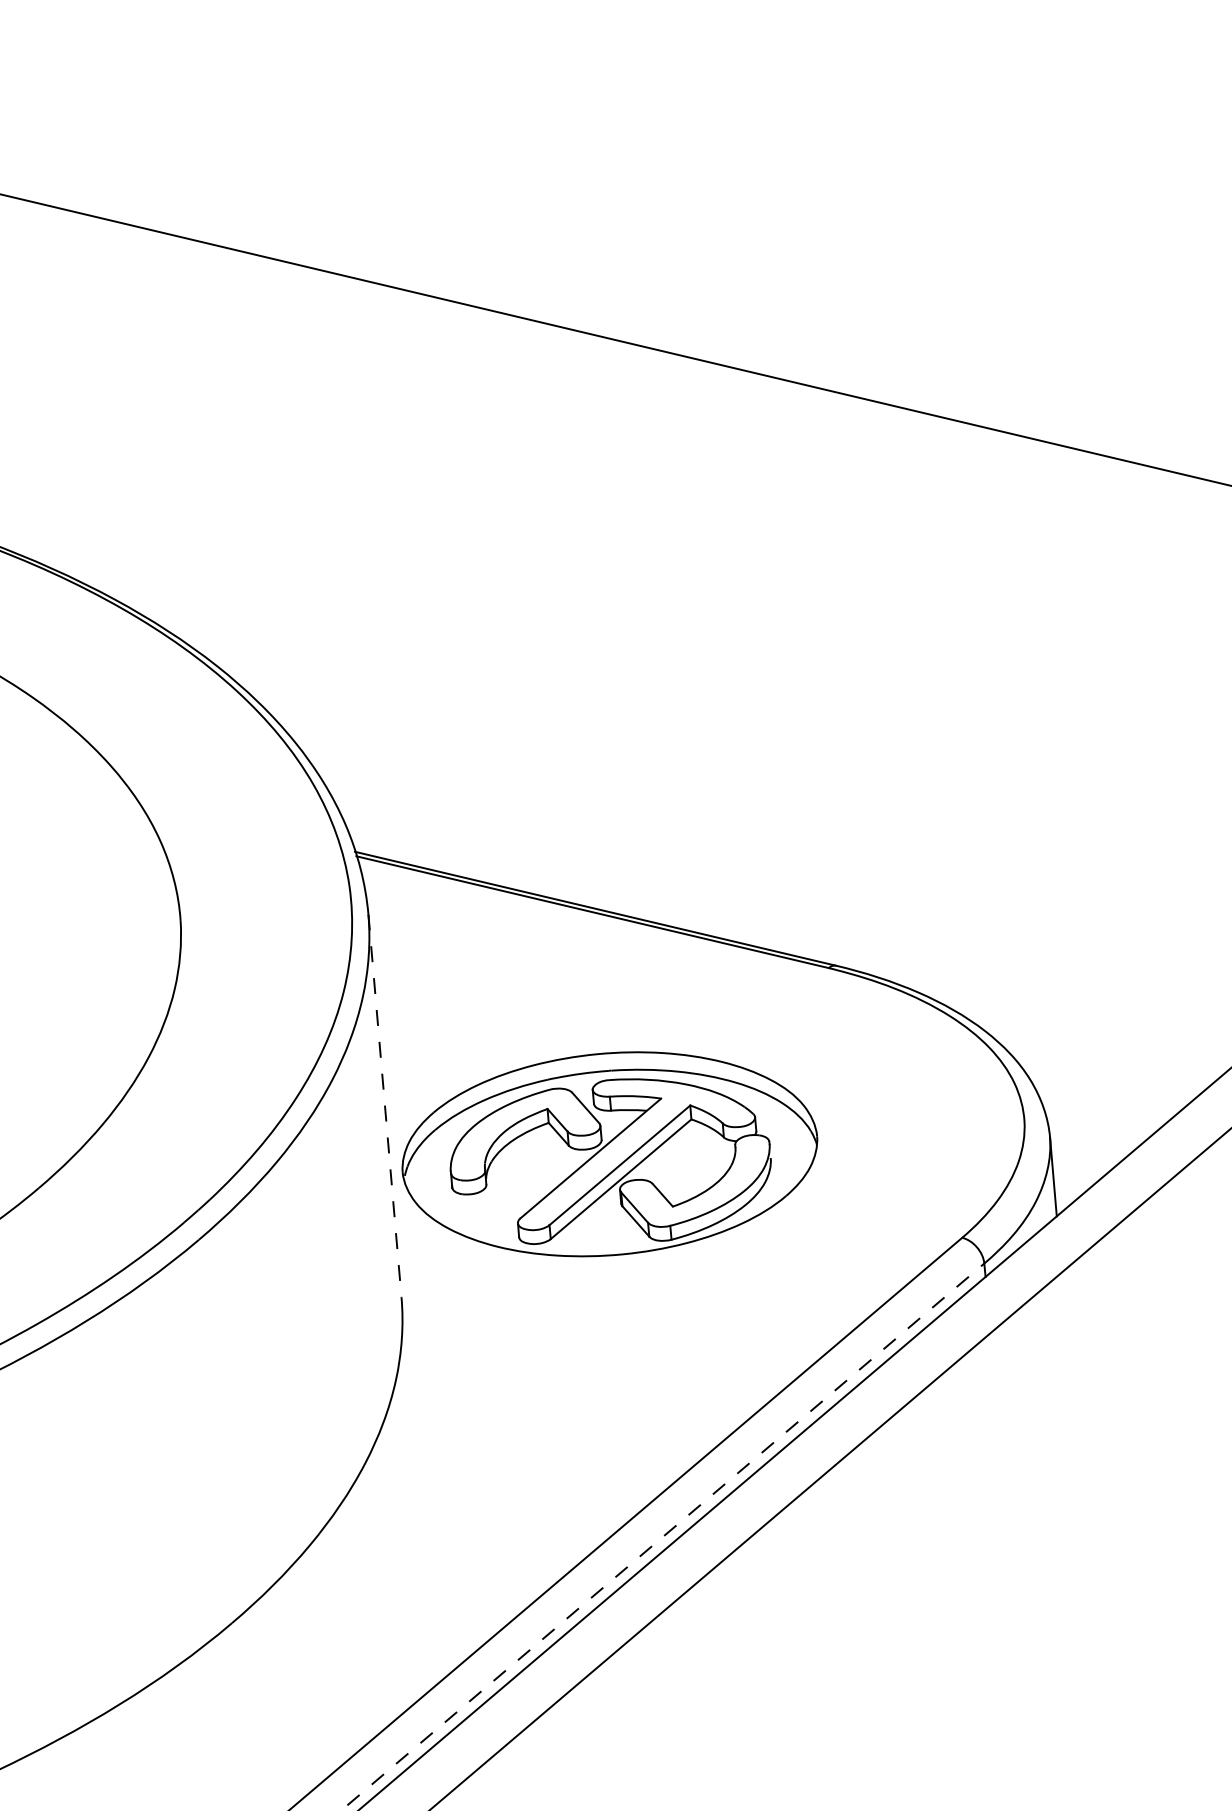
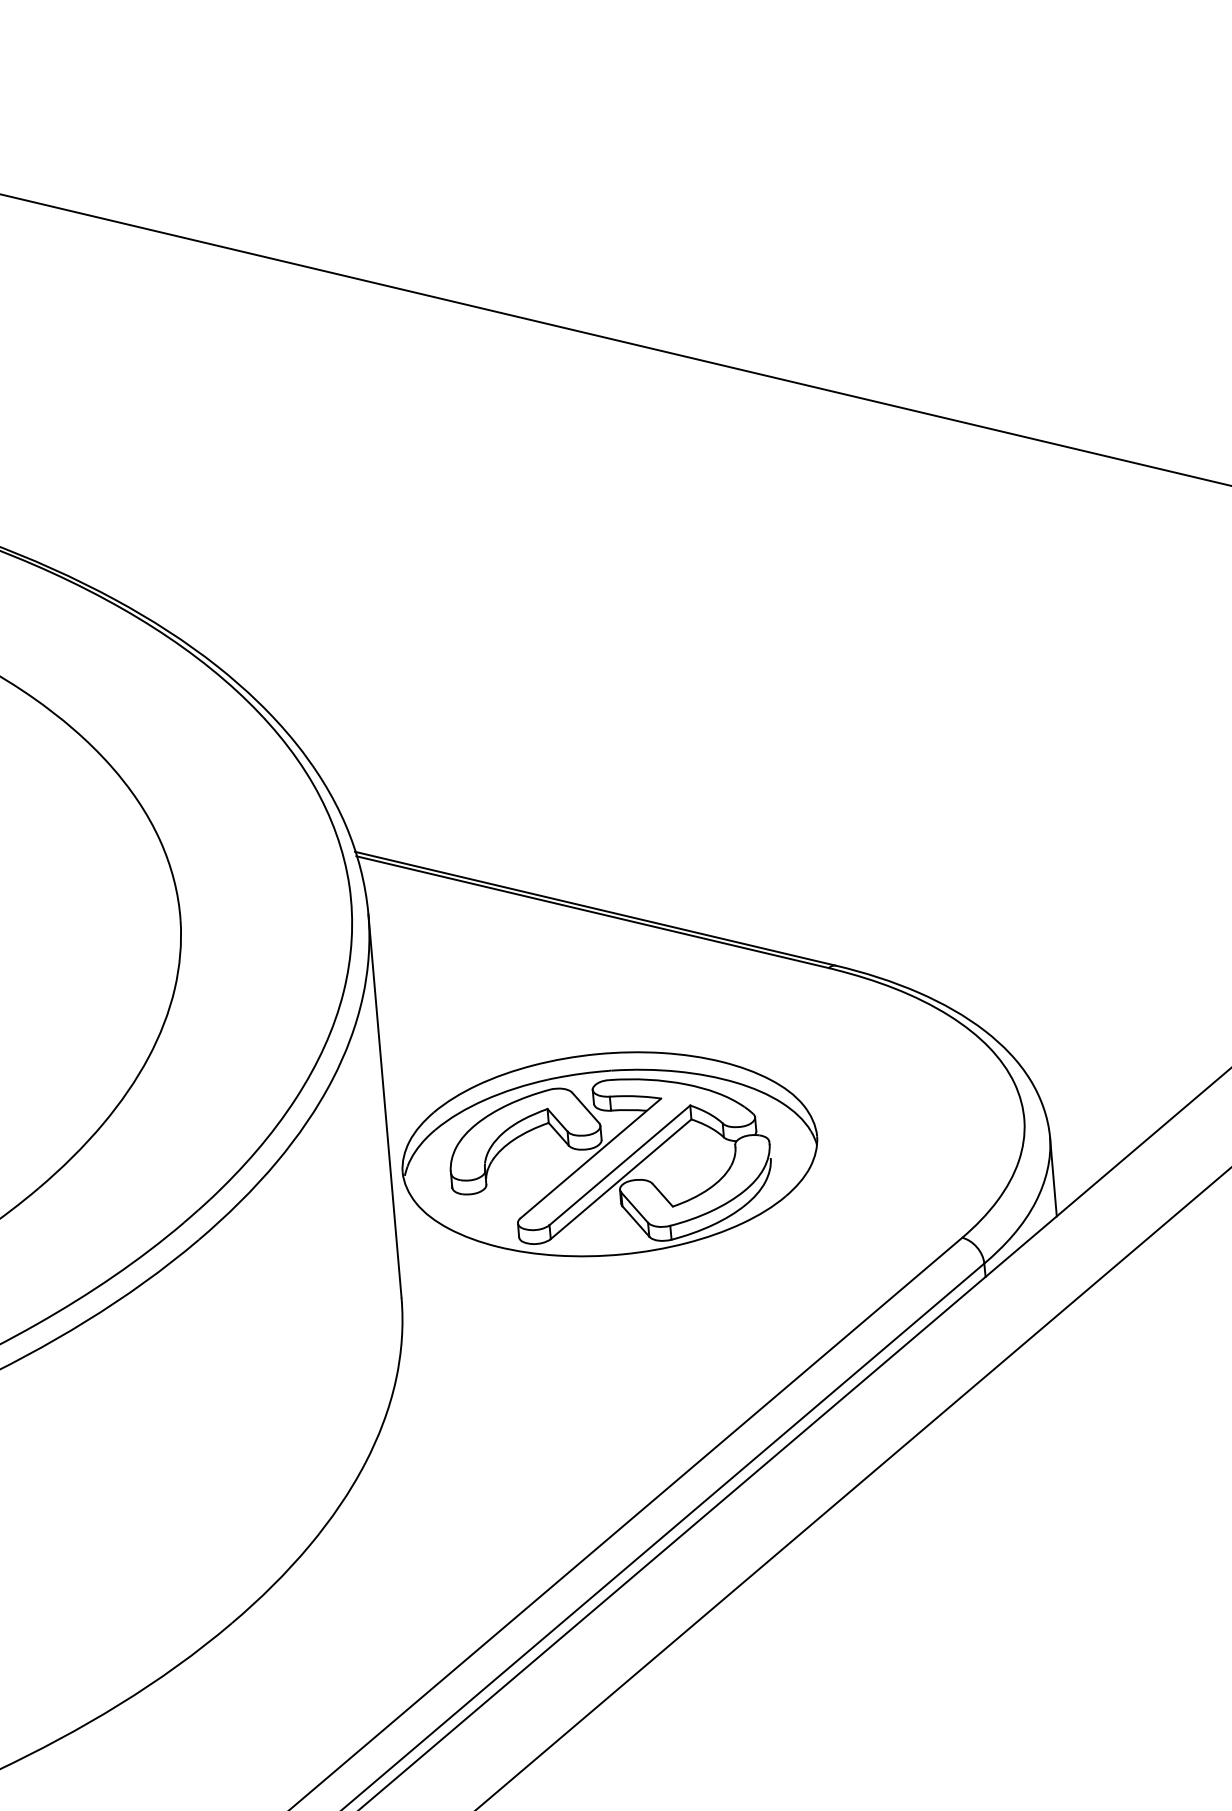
line: dashed -> solid (385, 1106)
line position: (830, 1468) -> (853, 1488) (853, 1488)
line: dashed -> solid (663, 1536)
